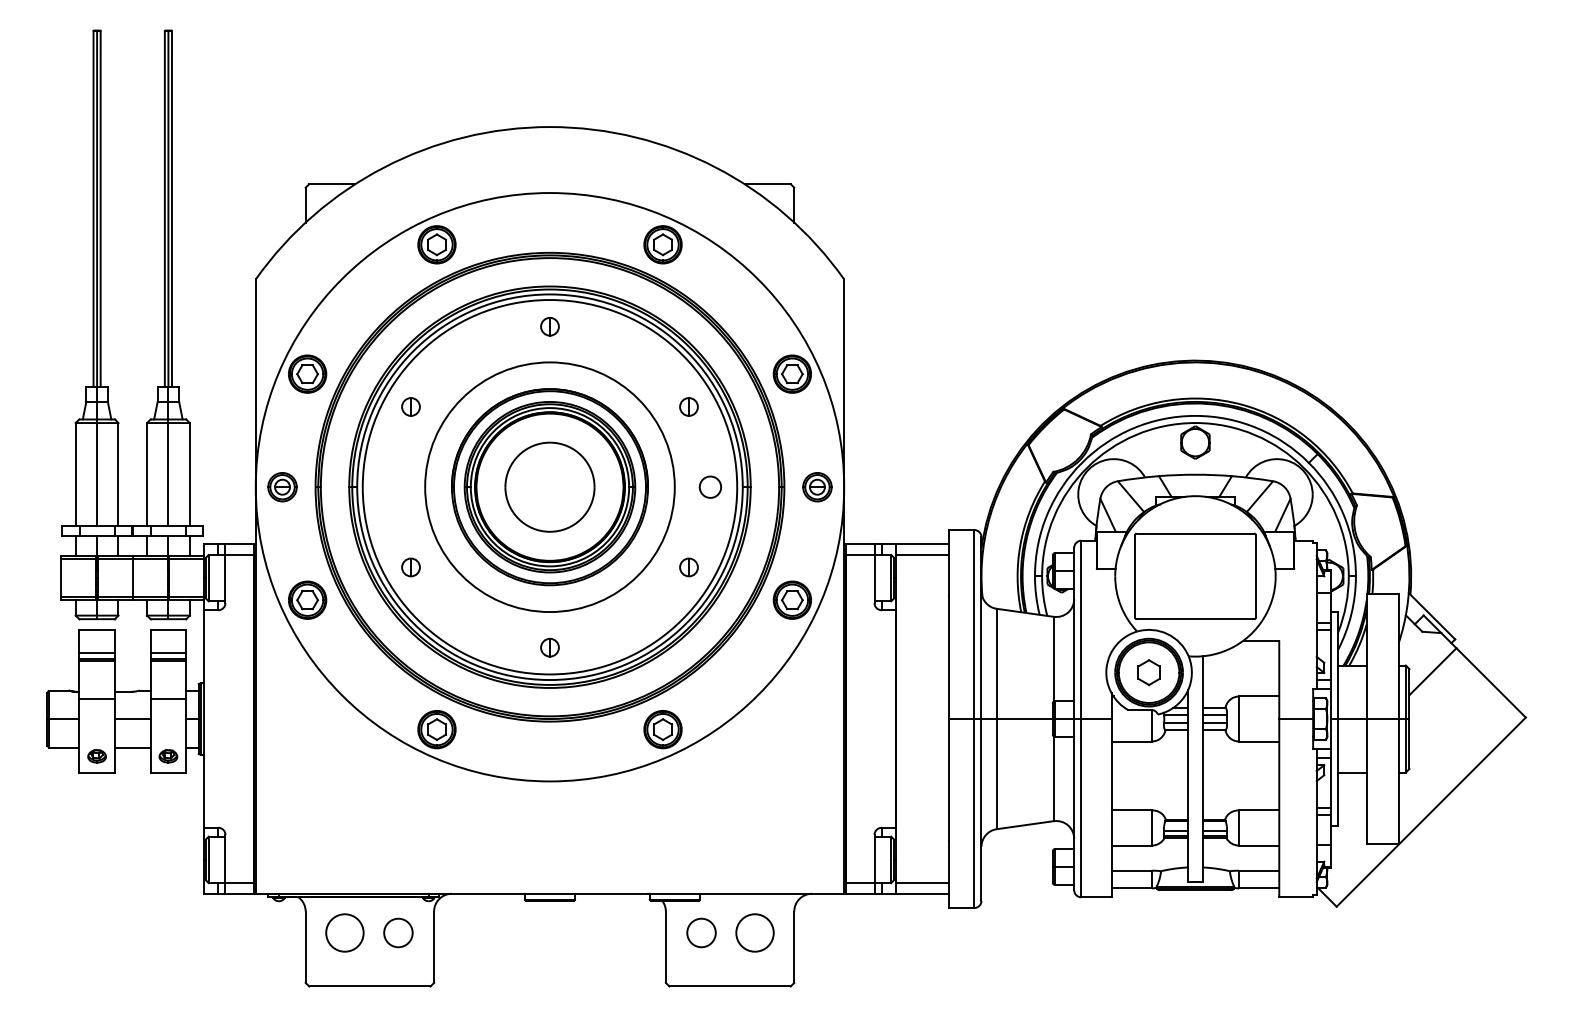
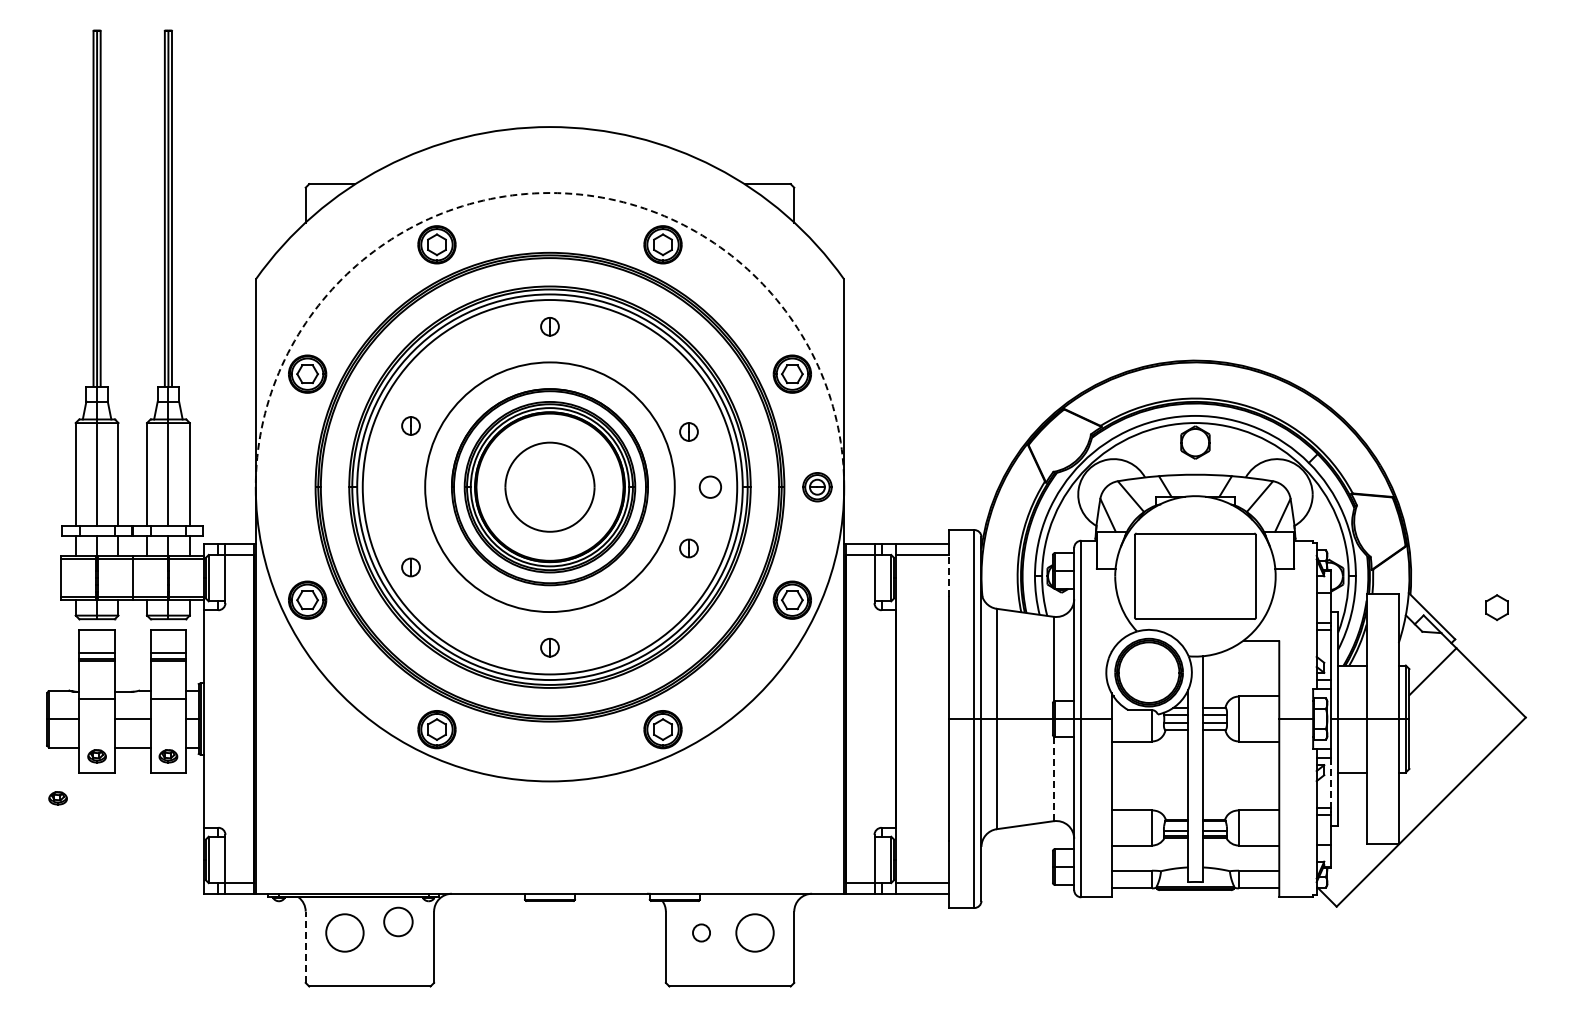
arc: solid -> dashed (549, 193)
part position: (410, 406) -> (410, 425) (410, 425)
part position: (688, 406) -> (688, 431) (688, 431)
part: present -> none (282, 487)
part position: (688, 567) -> (688, 548) (688, 548)
line: solid -> dashed (949, 575)
part position: (1148, 672) -> (1496, 607) (1496, 607)
line: solid -> dashed (1053, 779)
line: solid -> dashed (1330, 783)
part: none -> present (57, 798)
circle position: (398, 932) -> (398, 921) (398, 921)
circle diameter: 29 px -> 17 px (701, 932)
line: solid -> dashed (305, 947)
